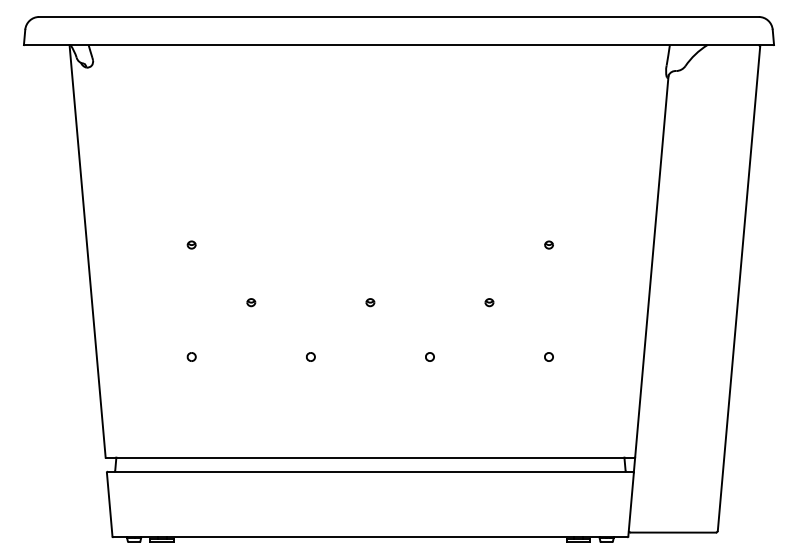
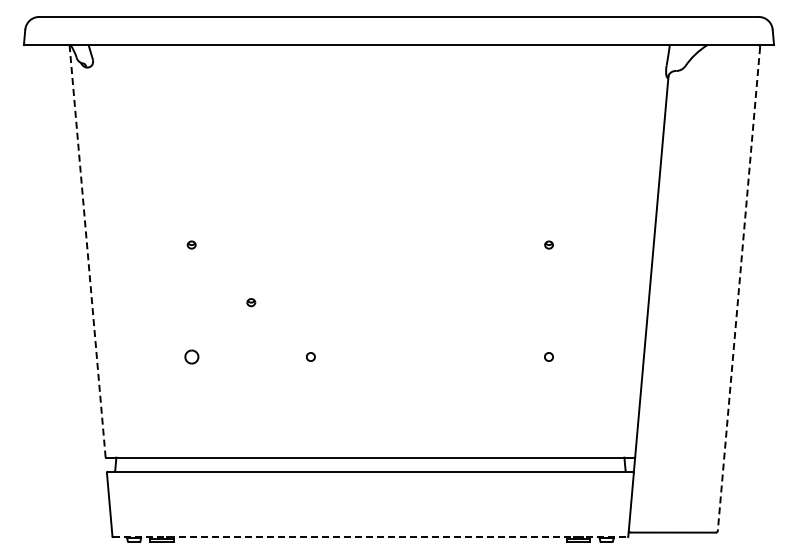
line: solid -> dashed (87, 251)
line: solid -> dashed (738, 289)
part: present -> none (370, 302)
part: present -> none (489, 302)
part size: 11x10 px -> 16x16 px (191, 356)
part: present -> none (429, 356)
line: solid -> dashed (370, 537)
